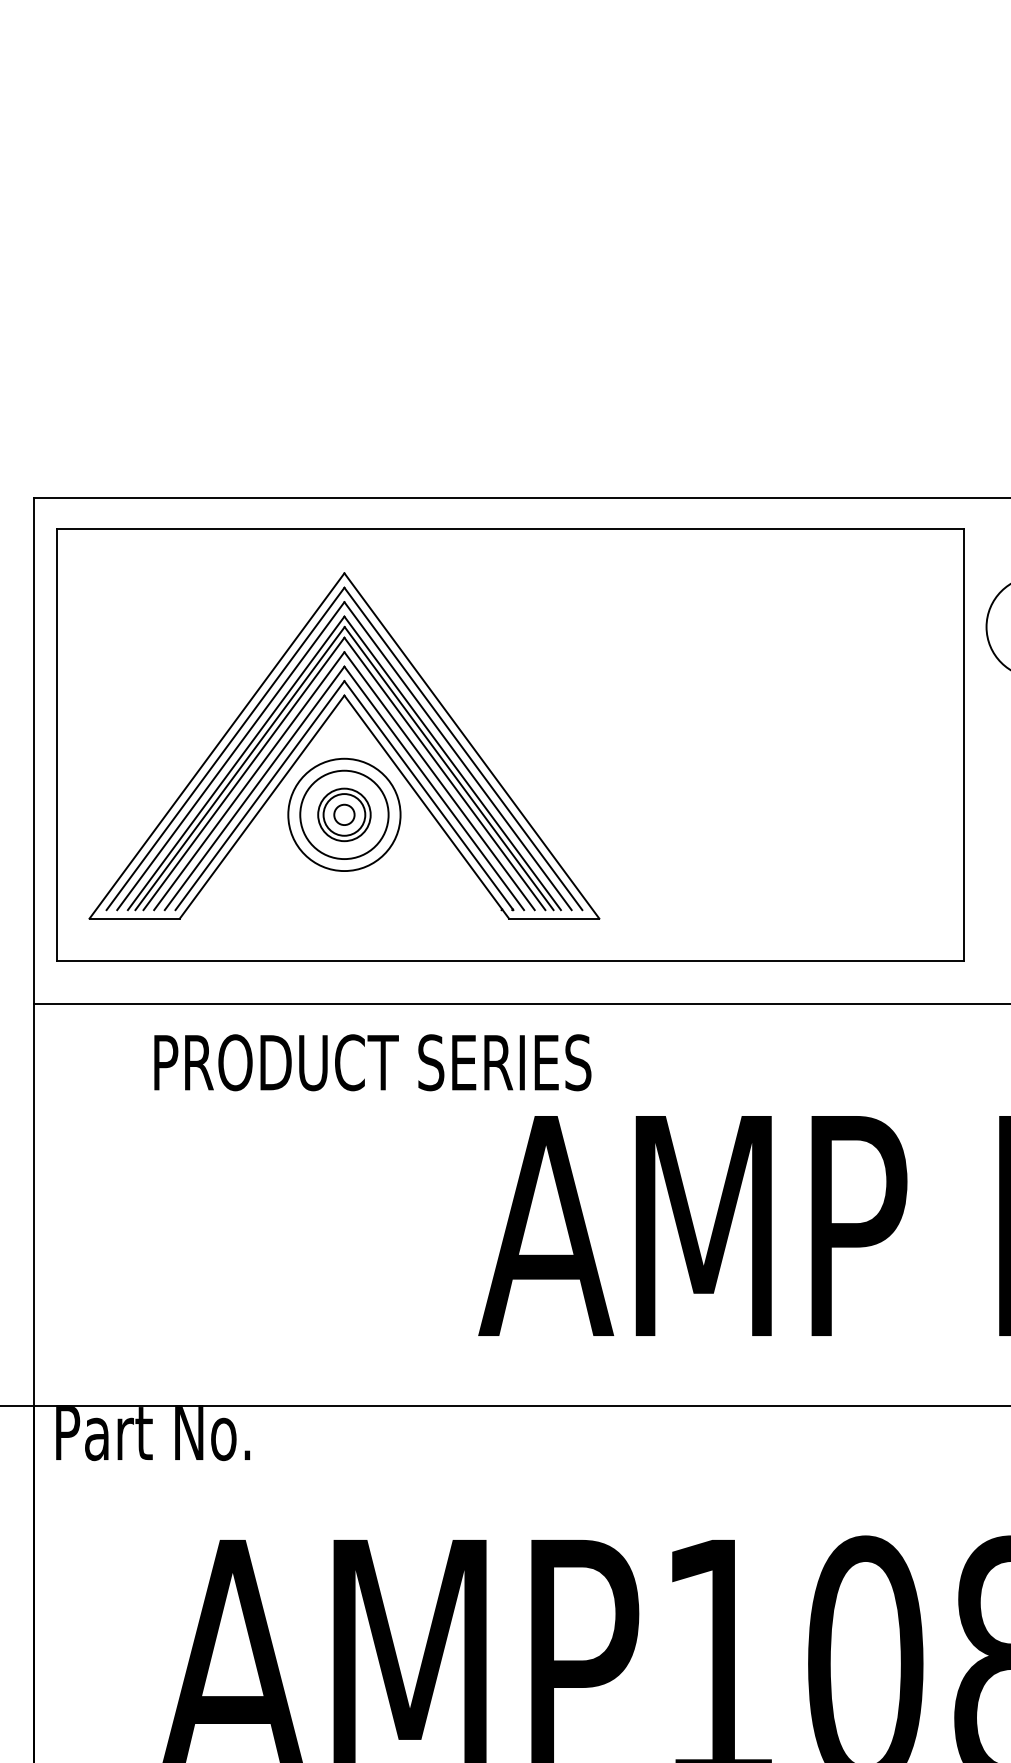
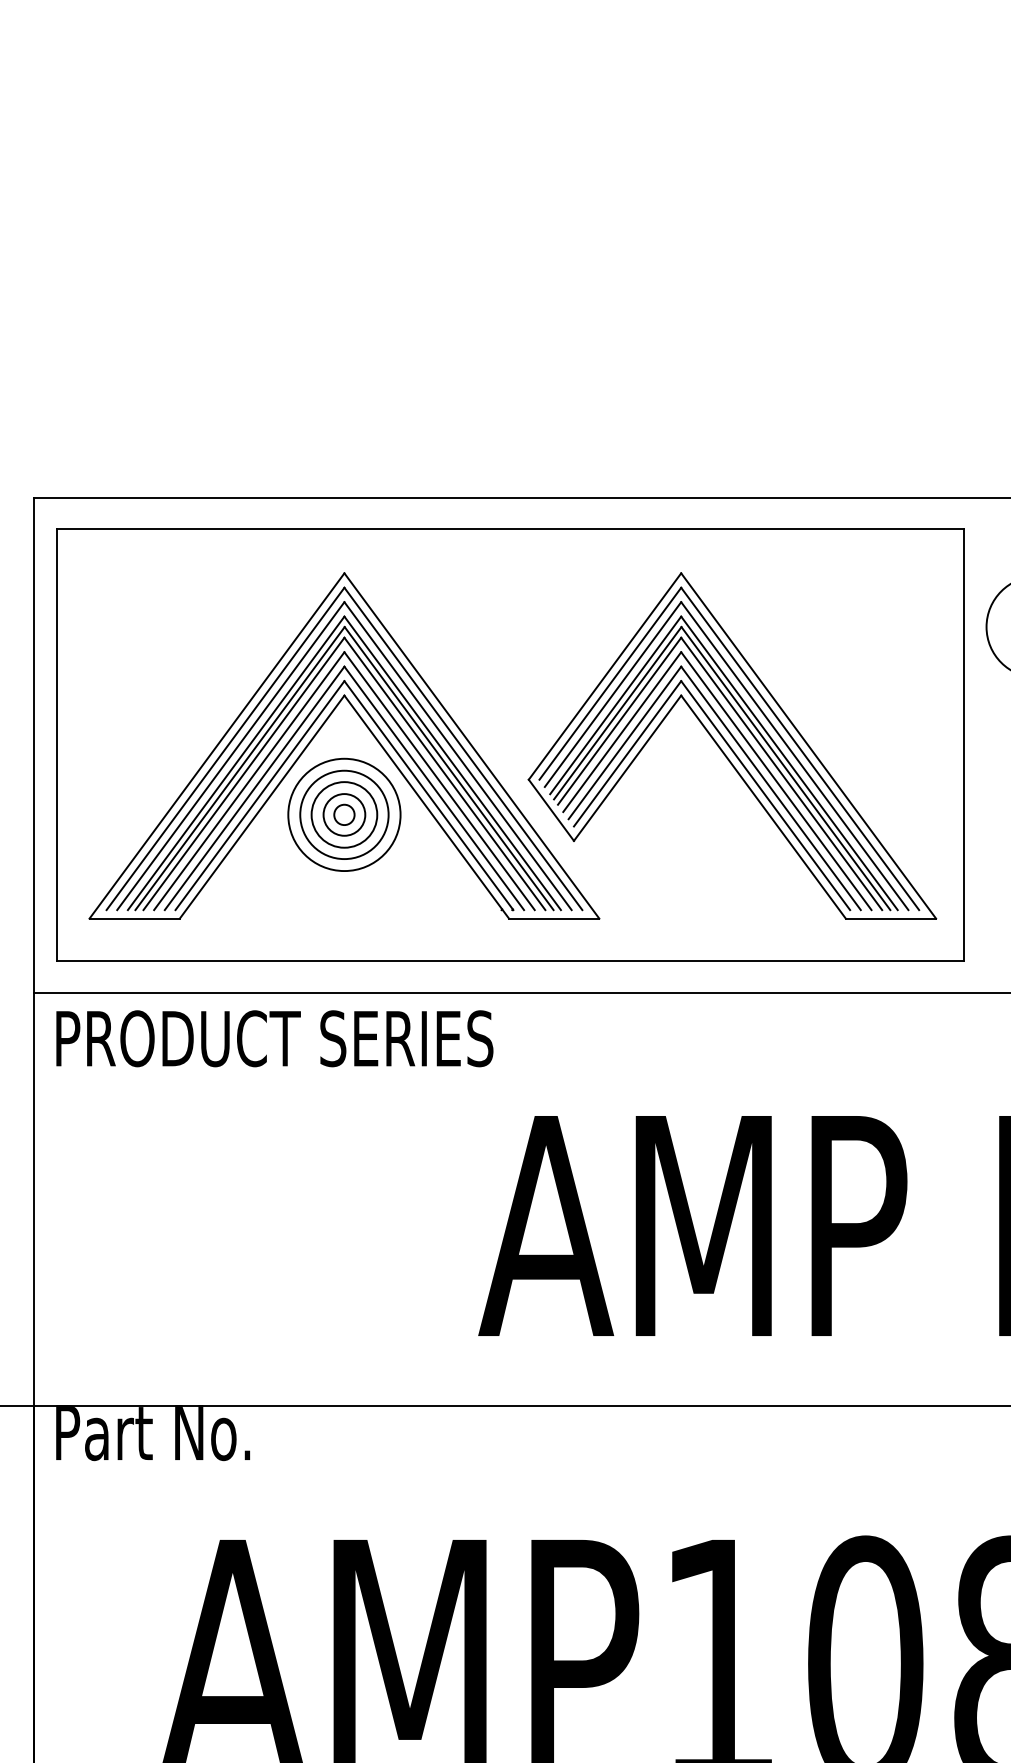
part: none -> present (732, 745)
circle diameter: 53 px -> 66 px (344, 814)
line position: (520, 1003) -> (520, 992) (520, 992)
text position: (372, 1062) -> (274, 1038) (274, 1038)
